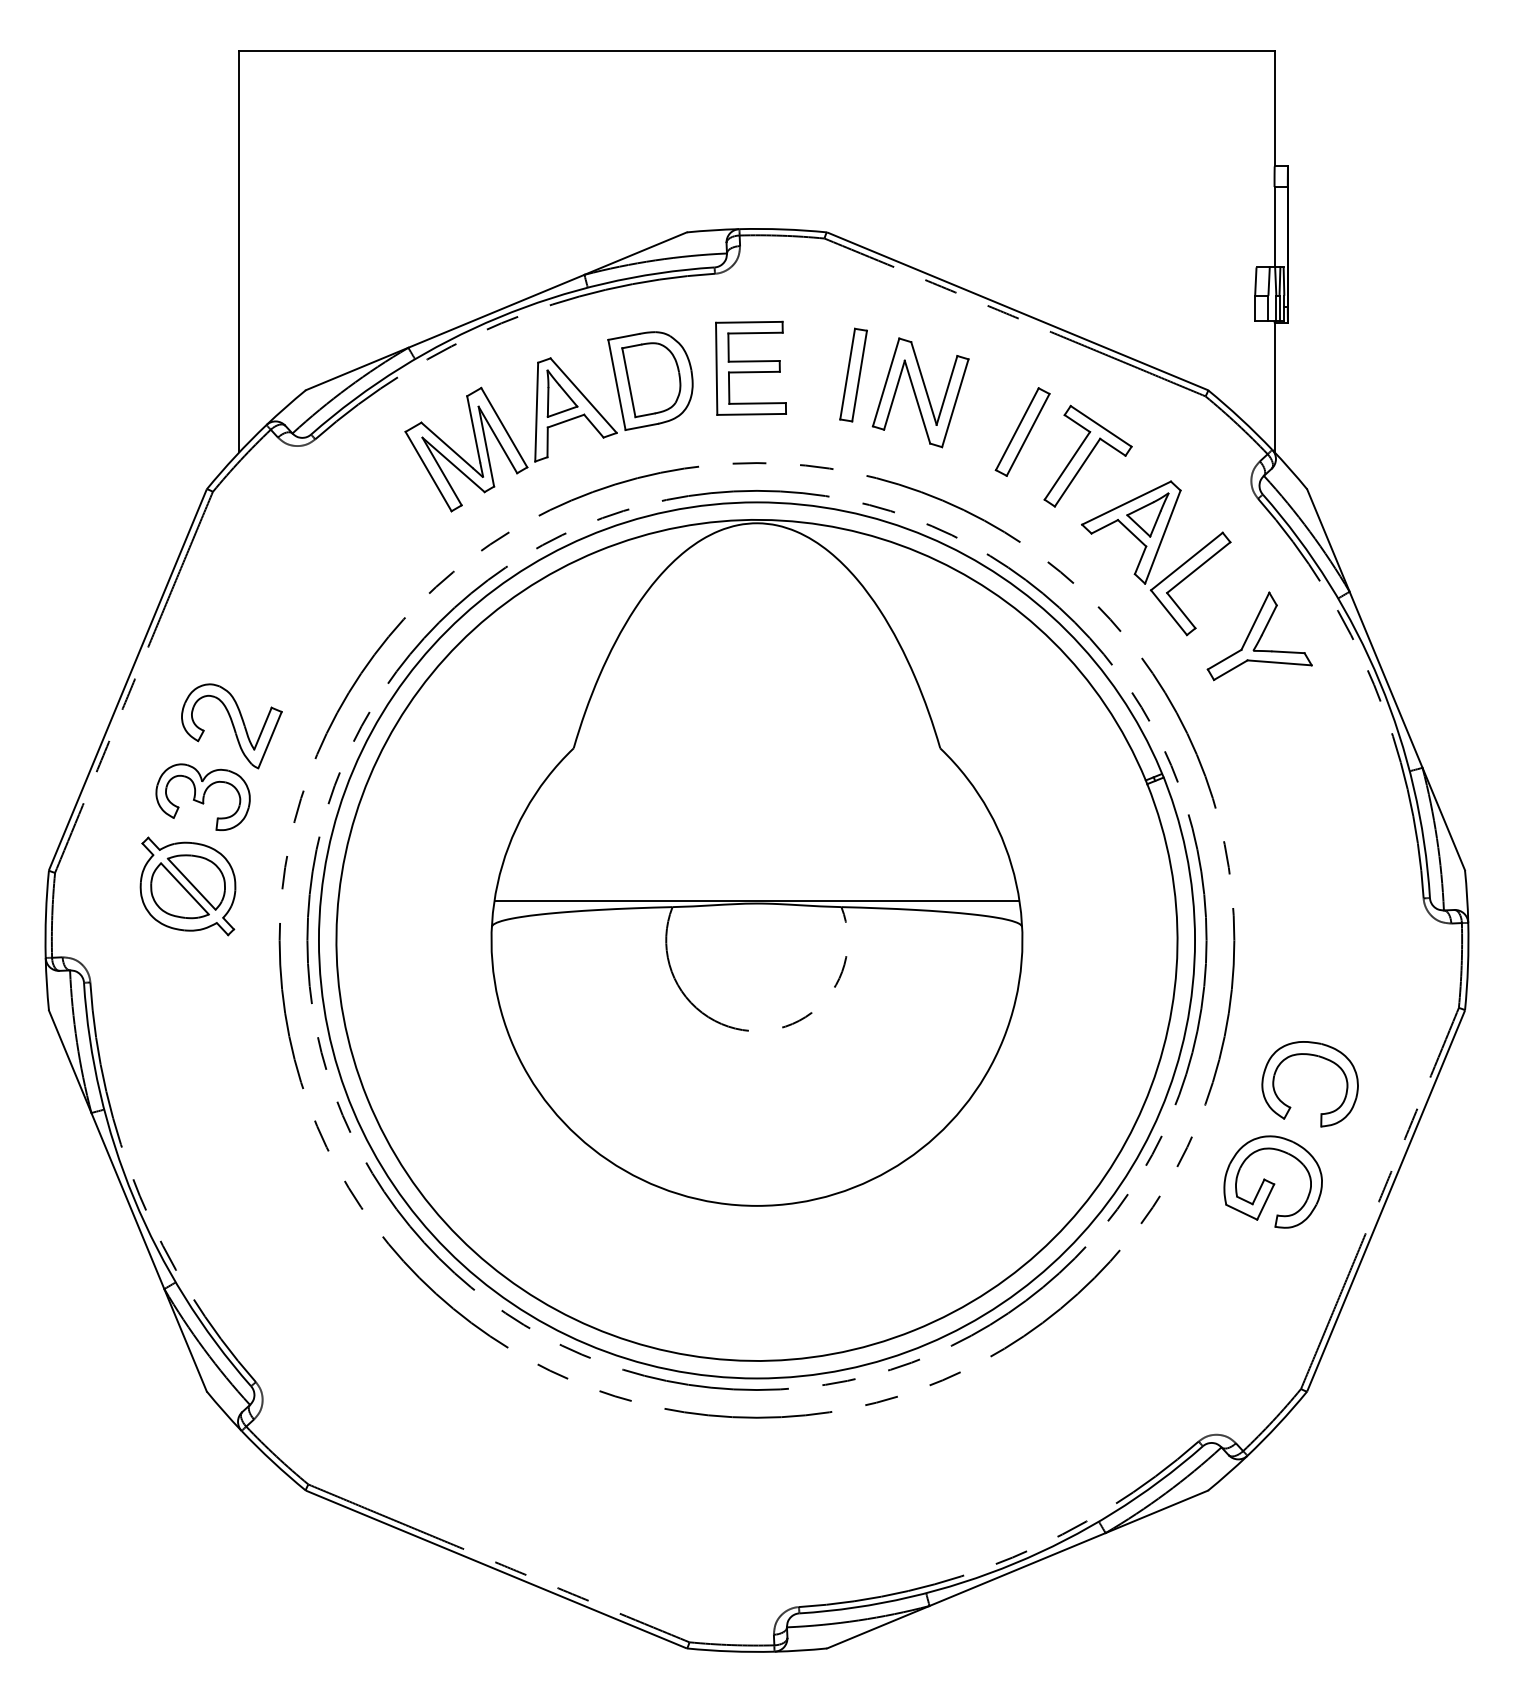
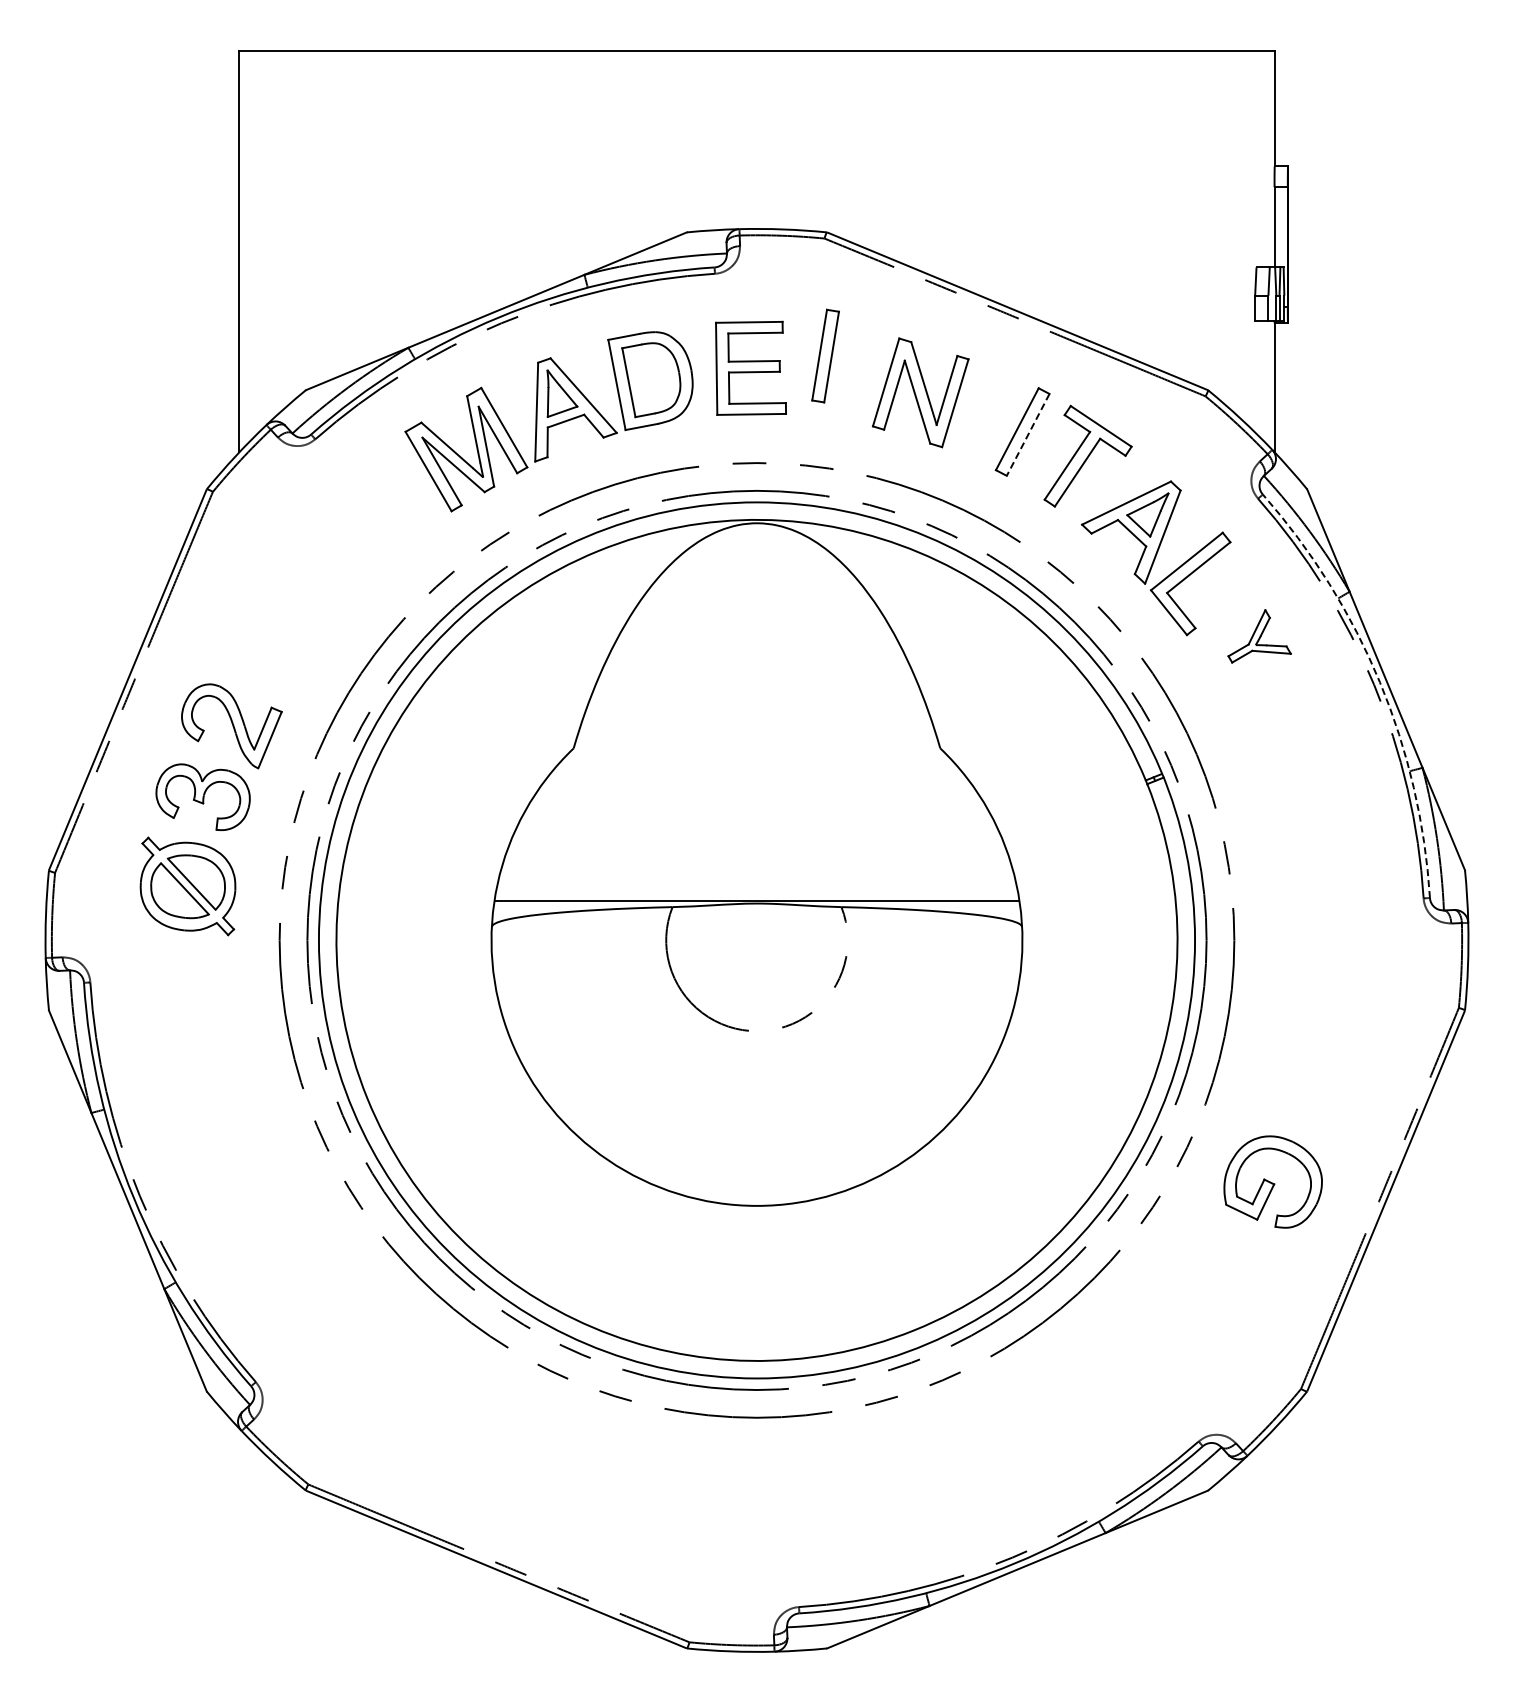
part position: (853, 374) -> (825, 355) (825, 355)
line: solid -> dashed (1027, 435)
part size: 107x91 px -> 65x55 px (1259, 636)
arc: solid -> dashed (1379, 682)
part: present -> none (1314, 1056)
